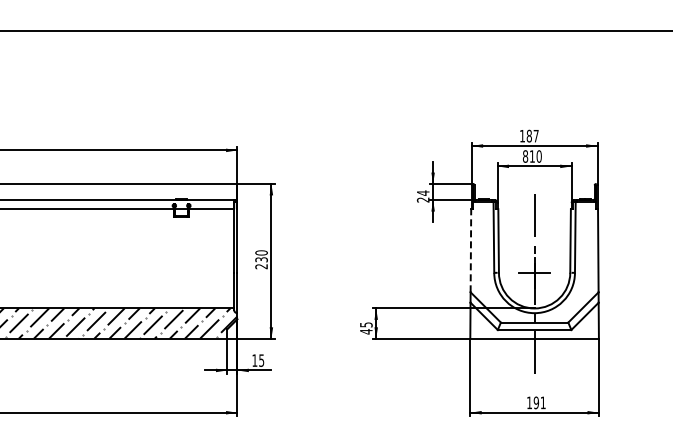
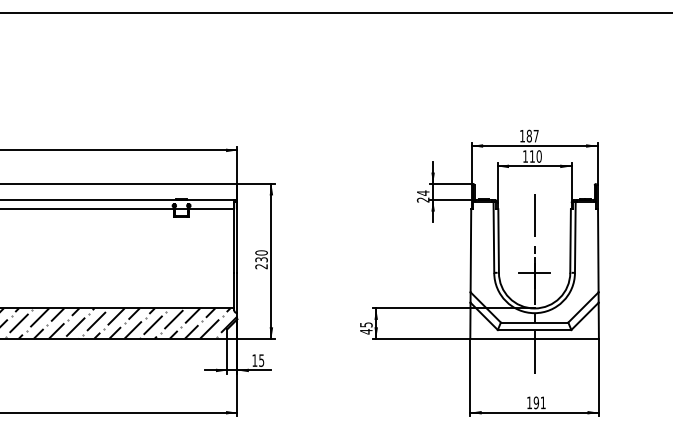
line position: (335, 30) -> (335, 12) (335, 12)
text: 810 -> 110 (525, 156)
line: dashed -> solid (470, 250)
